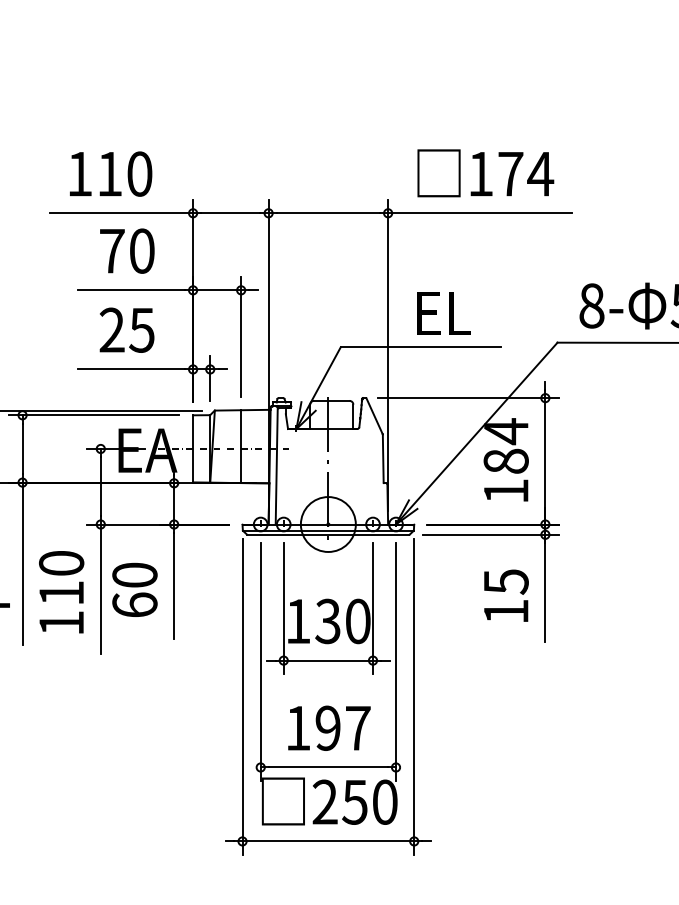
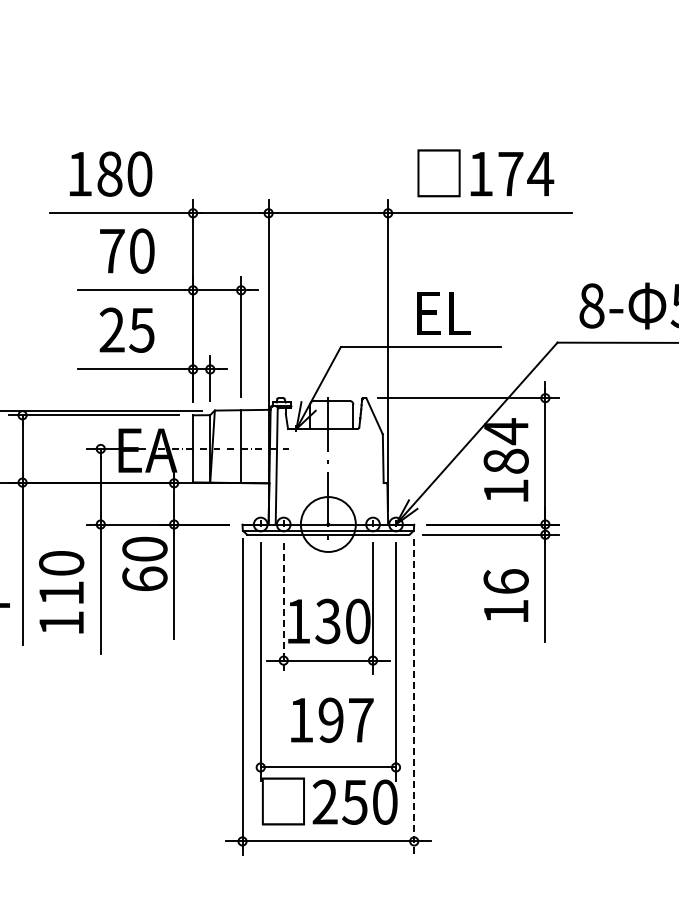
text: 110 -> 180 (109, 173)
text: 15 -> 16 (505, 581)
text position: (134, 589) -> (144, 563) (144, 563)
line: solid -> dashed (283, 608)
line: solid -> dashed (414, 697)
text position: (329, 727) -> (332, 719) (332, 719)
